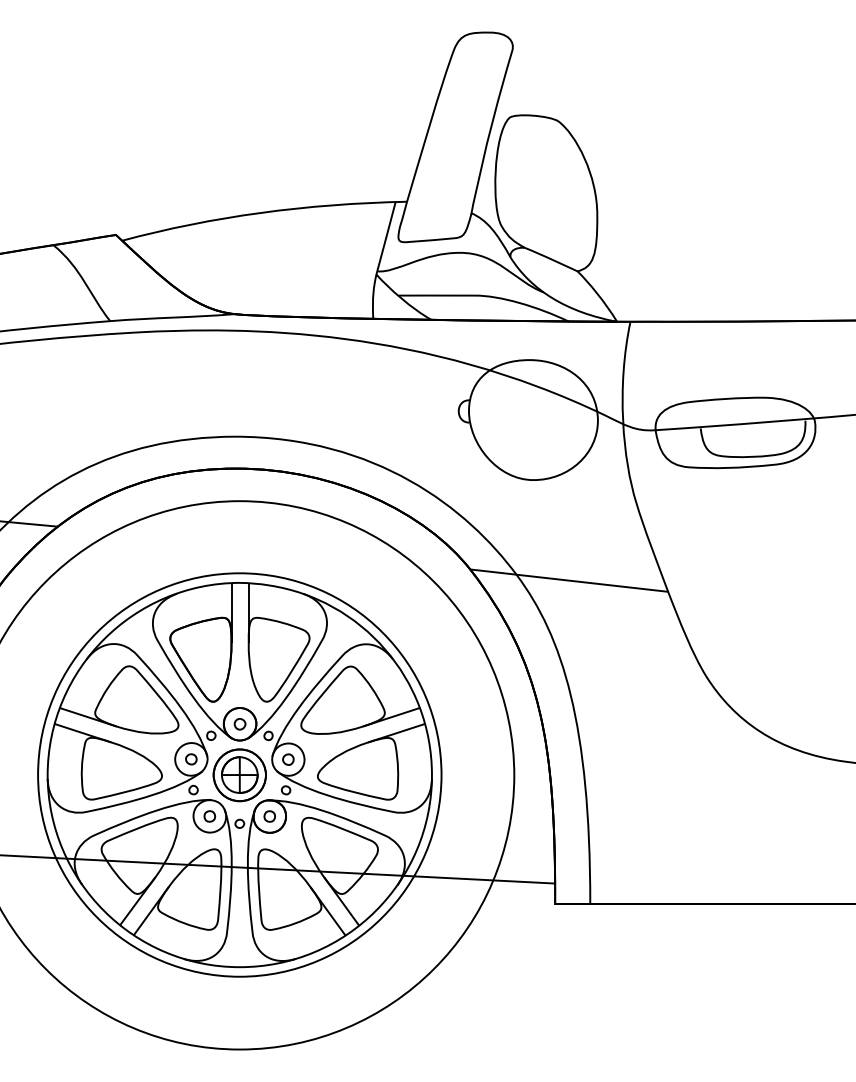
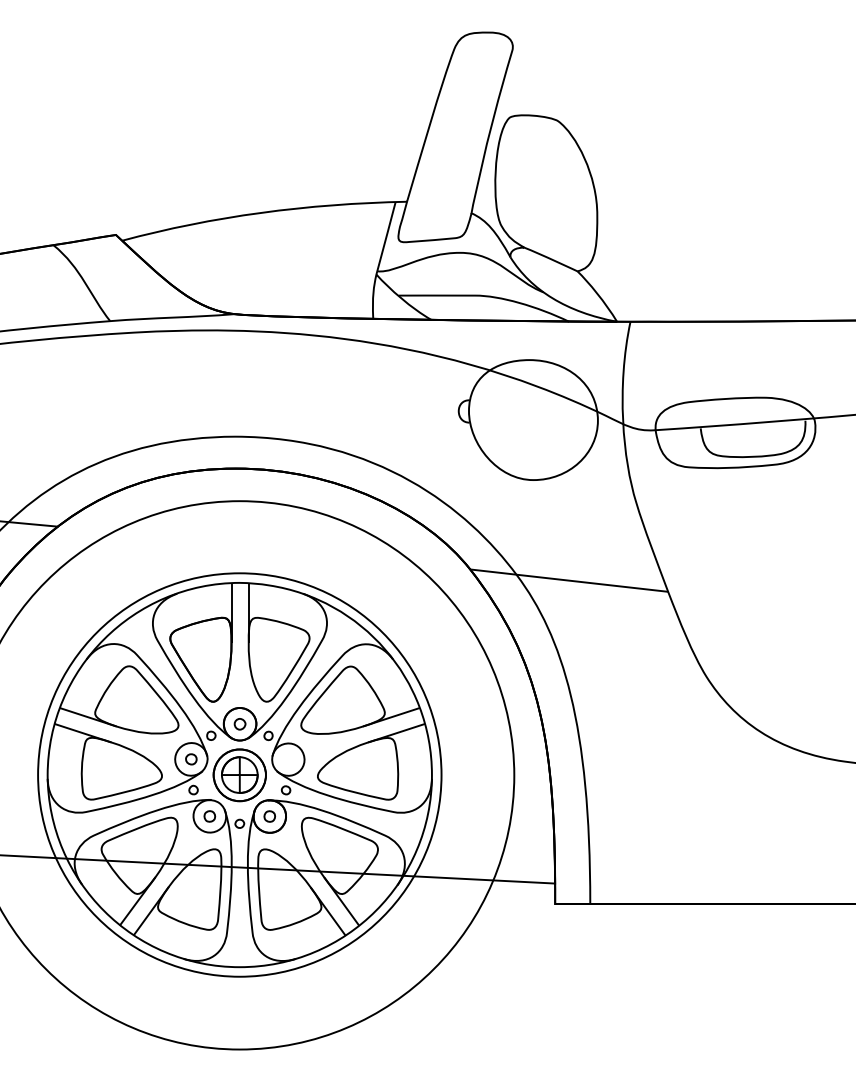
part: present -> none (288, 759)
